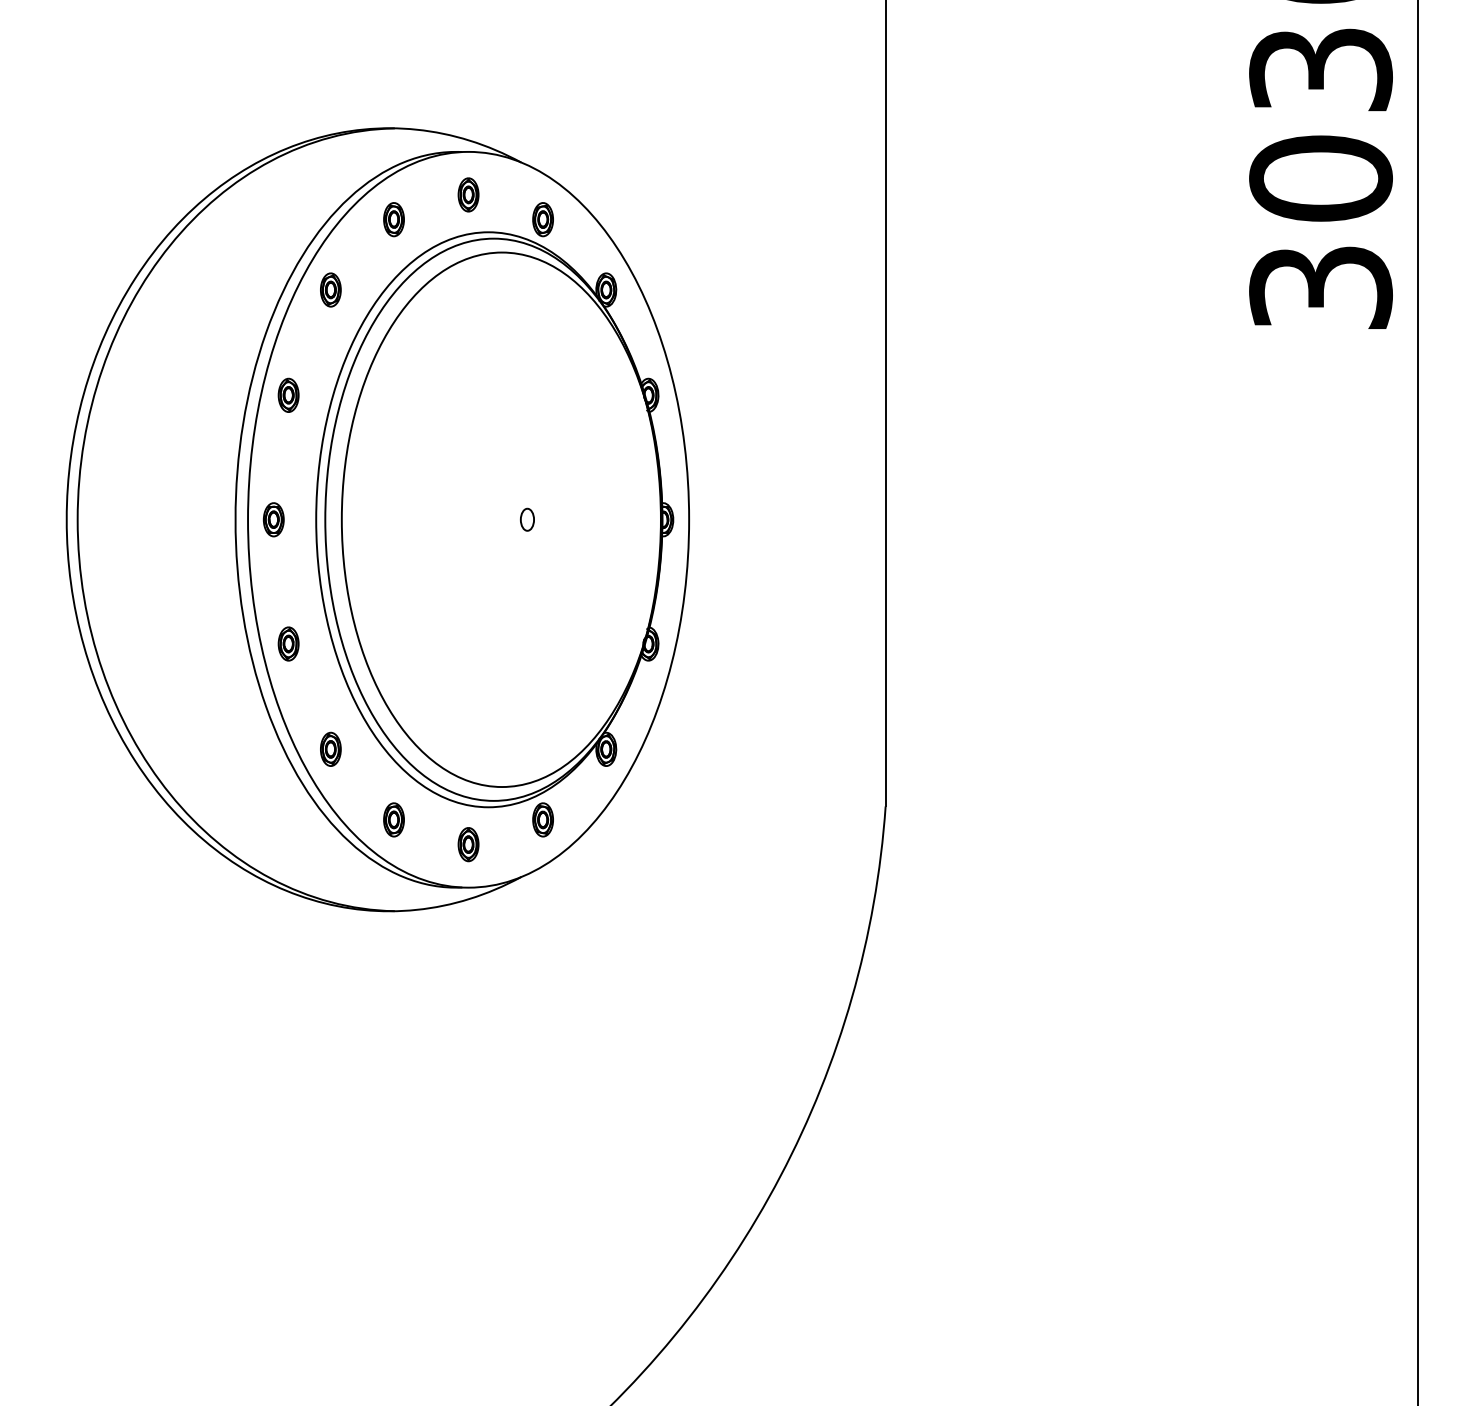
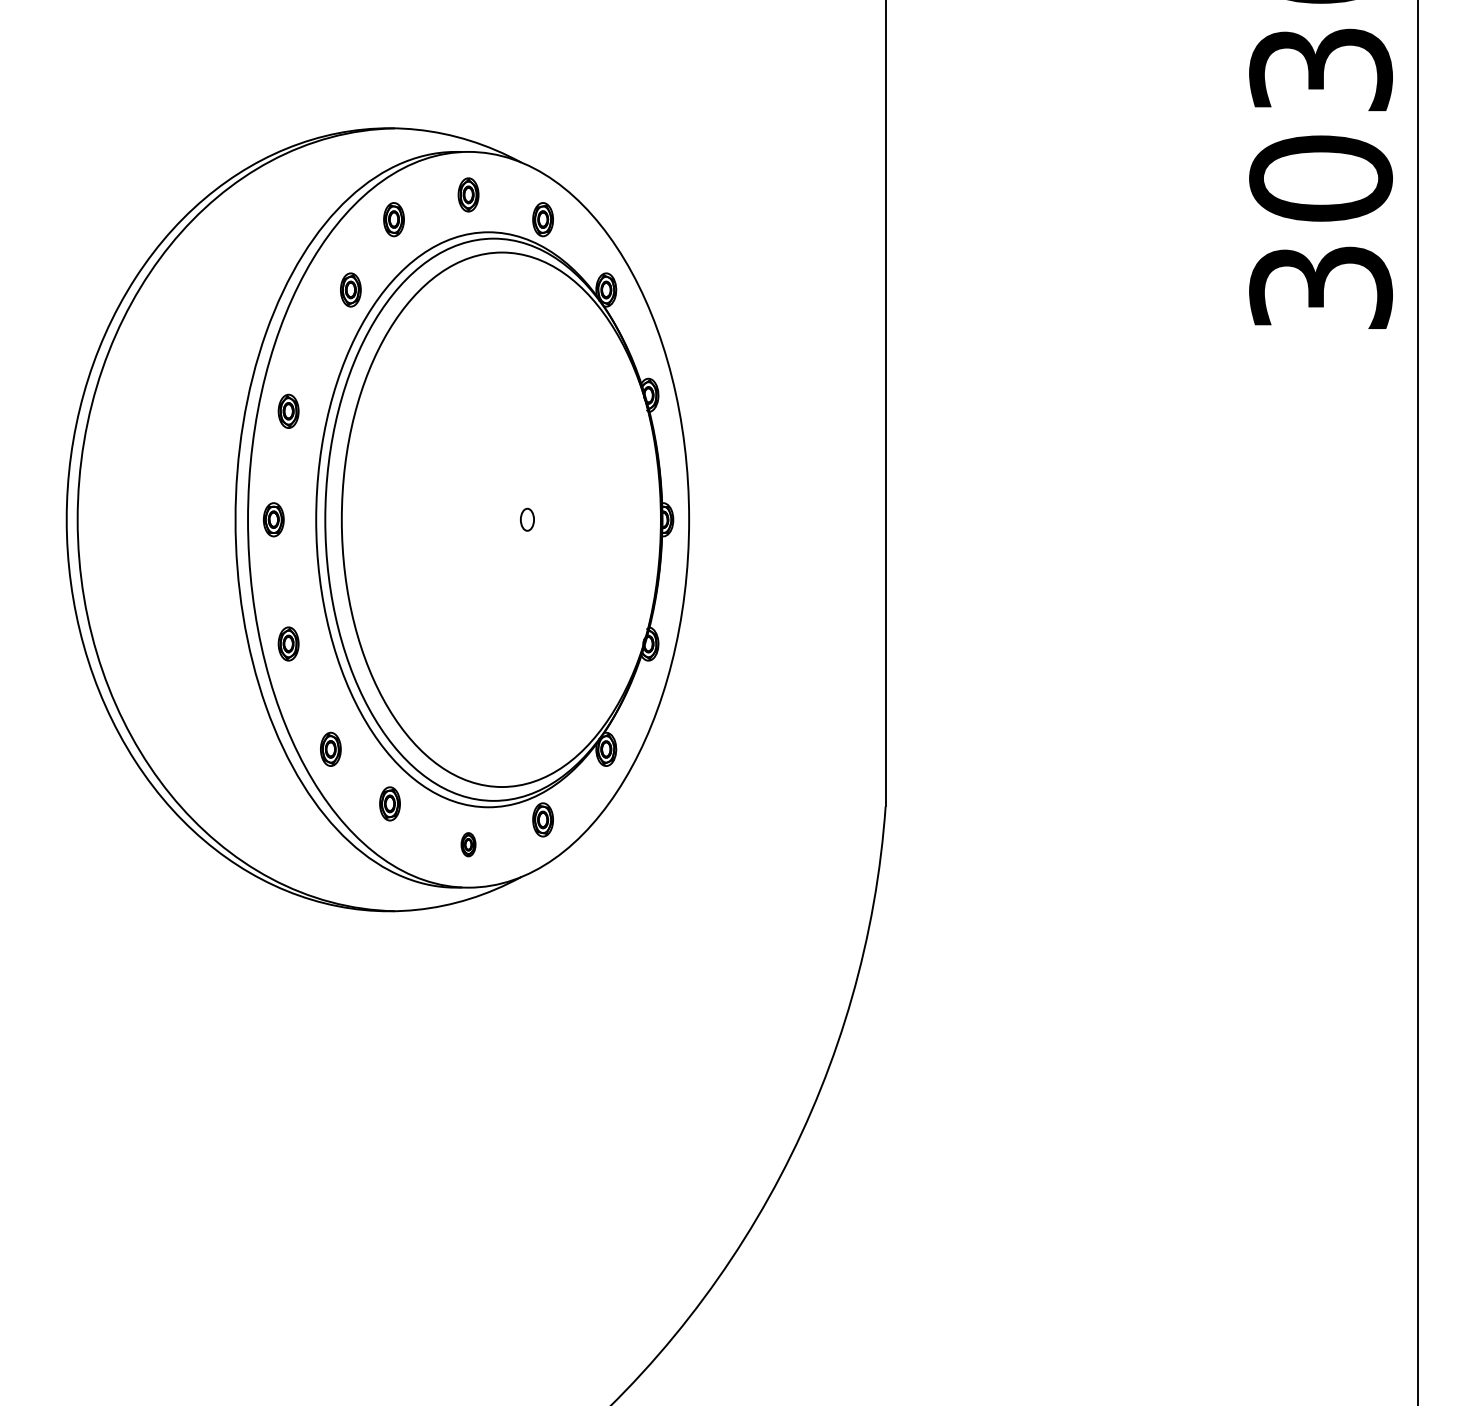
part position: (330, 289) -> (350, 289) (350, 289)
part position: (288, 394) -> (288, 410) (288, 410)
part position: (393, 819) -> (389, 803) (389, 803)
part size: 23x36 px -> 17x26 px (468, 844)
